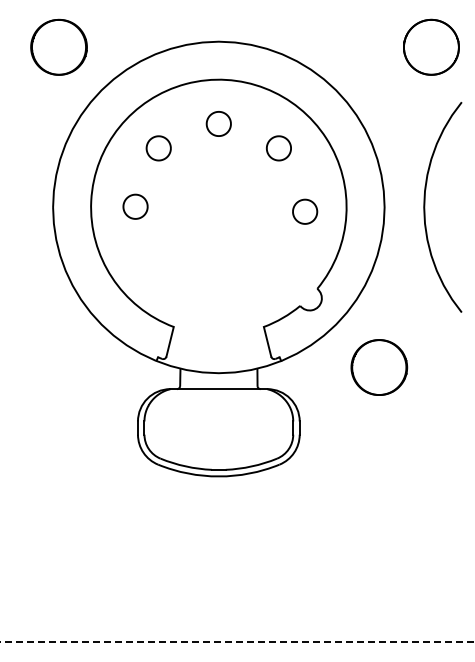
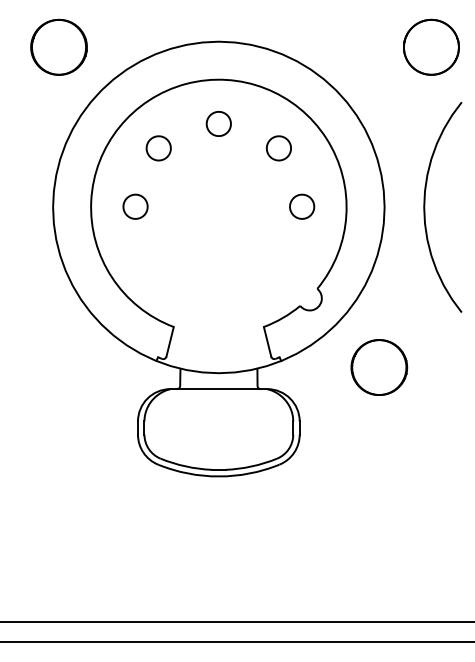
part position: (305, 211) -> (302, 206) (302, 206)
line: none -> present (236, 621)
line: dashed -> solid (237, 642)
